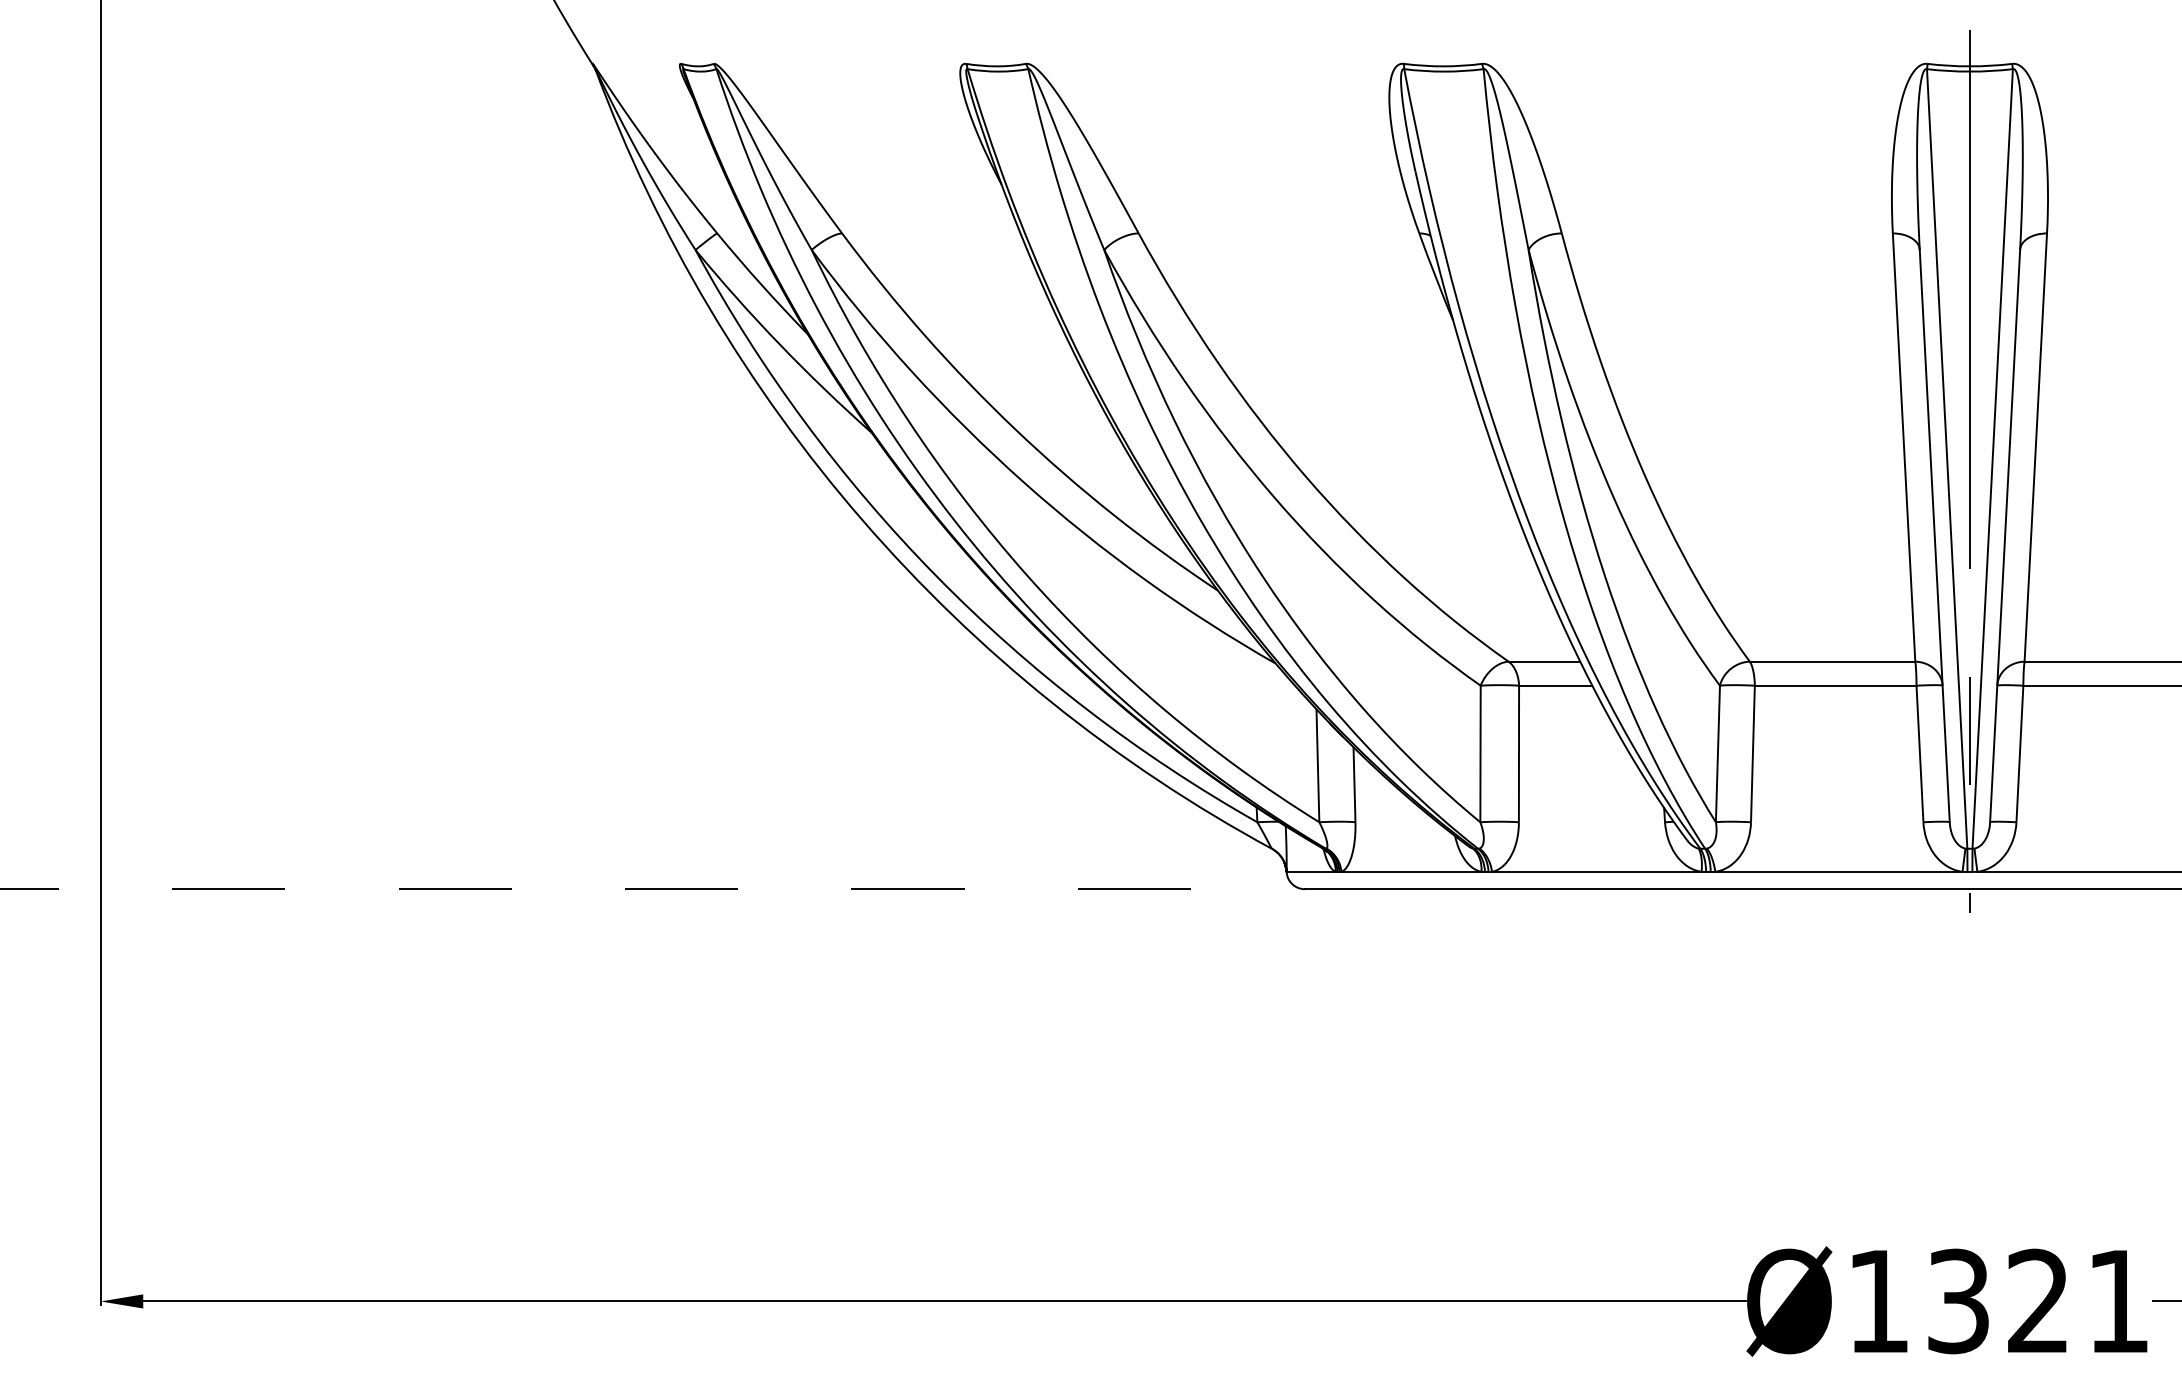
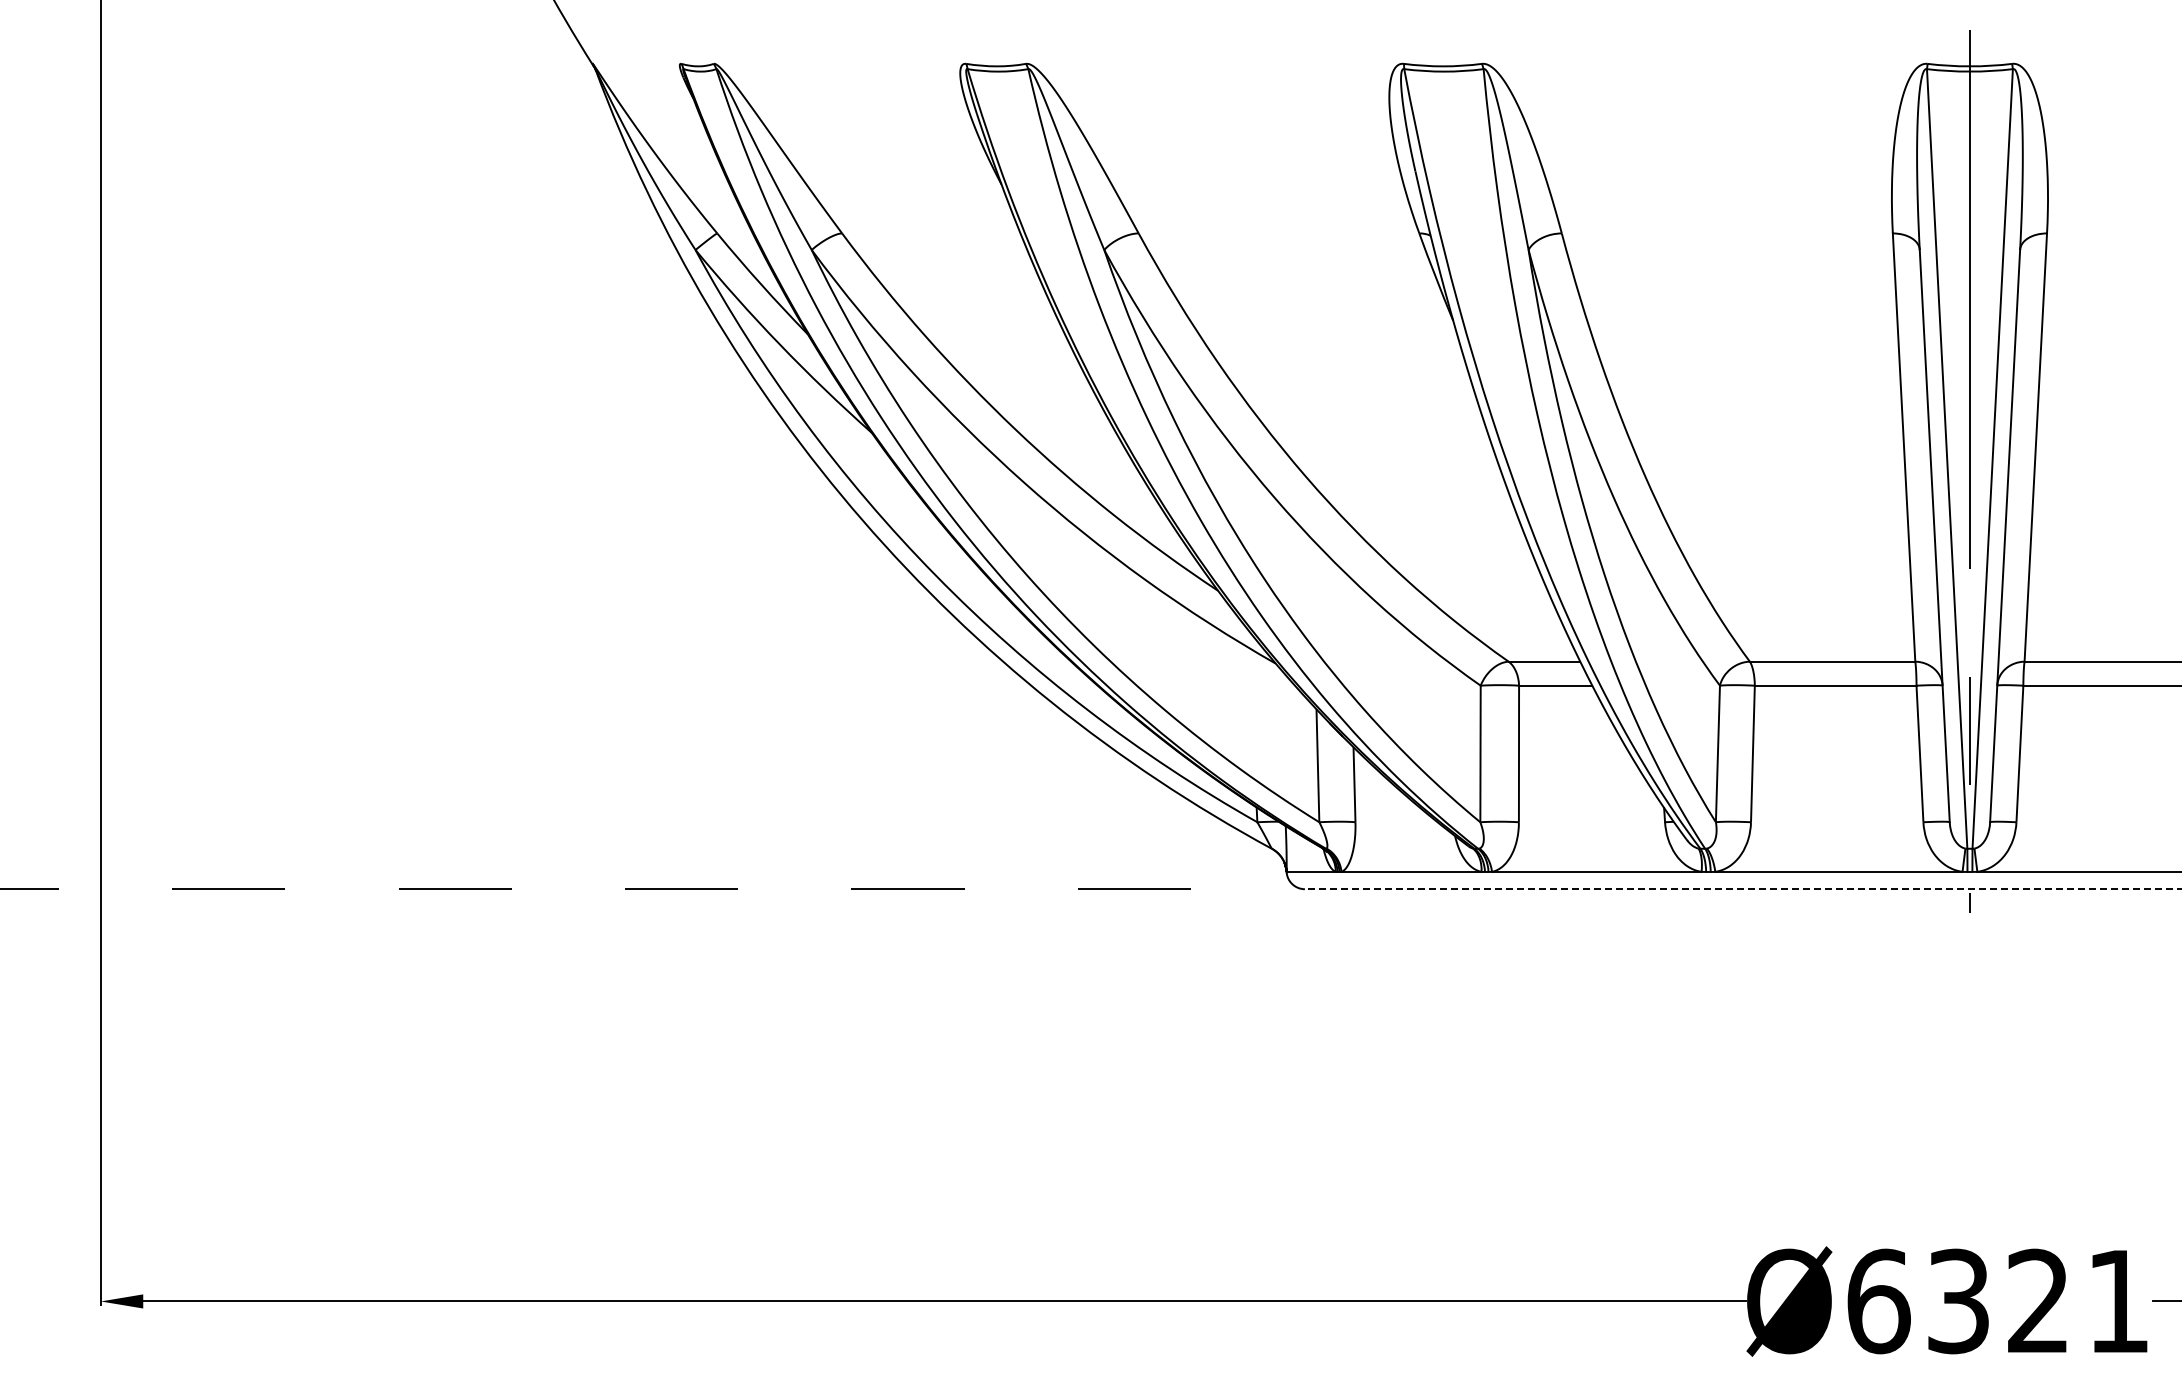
line: solid -> dashed (1742, 889)
text: Ø1321 -> Ø6321 (1878, 1301)
